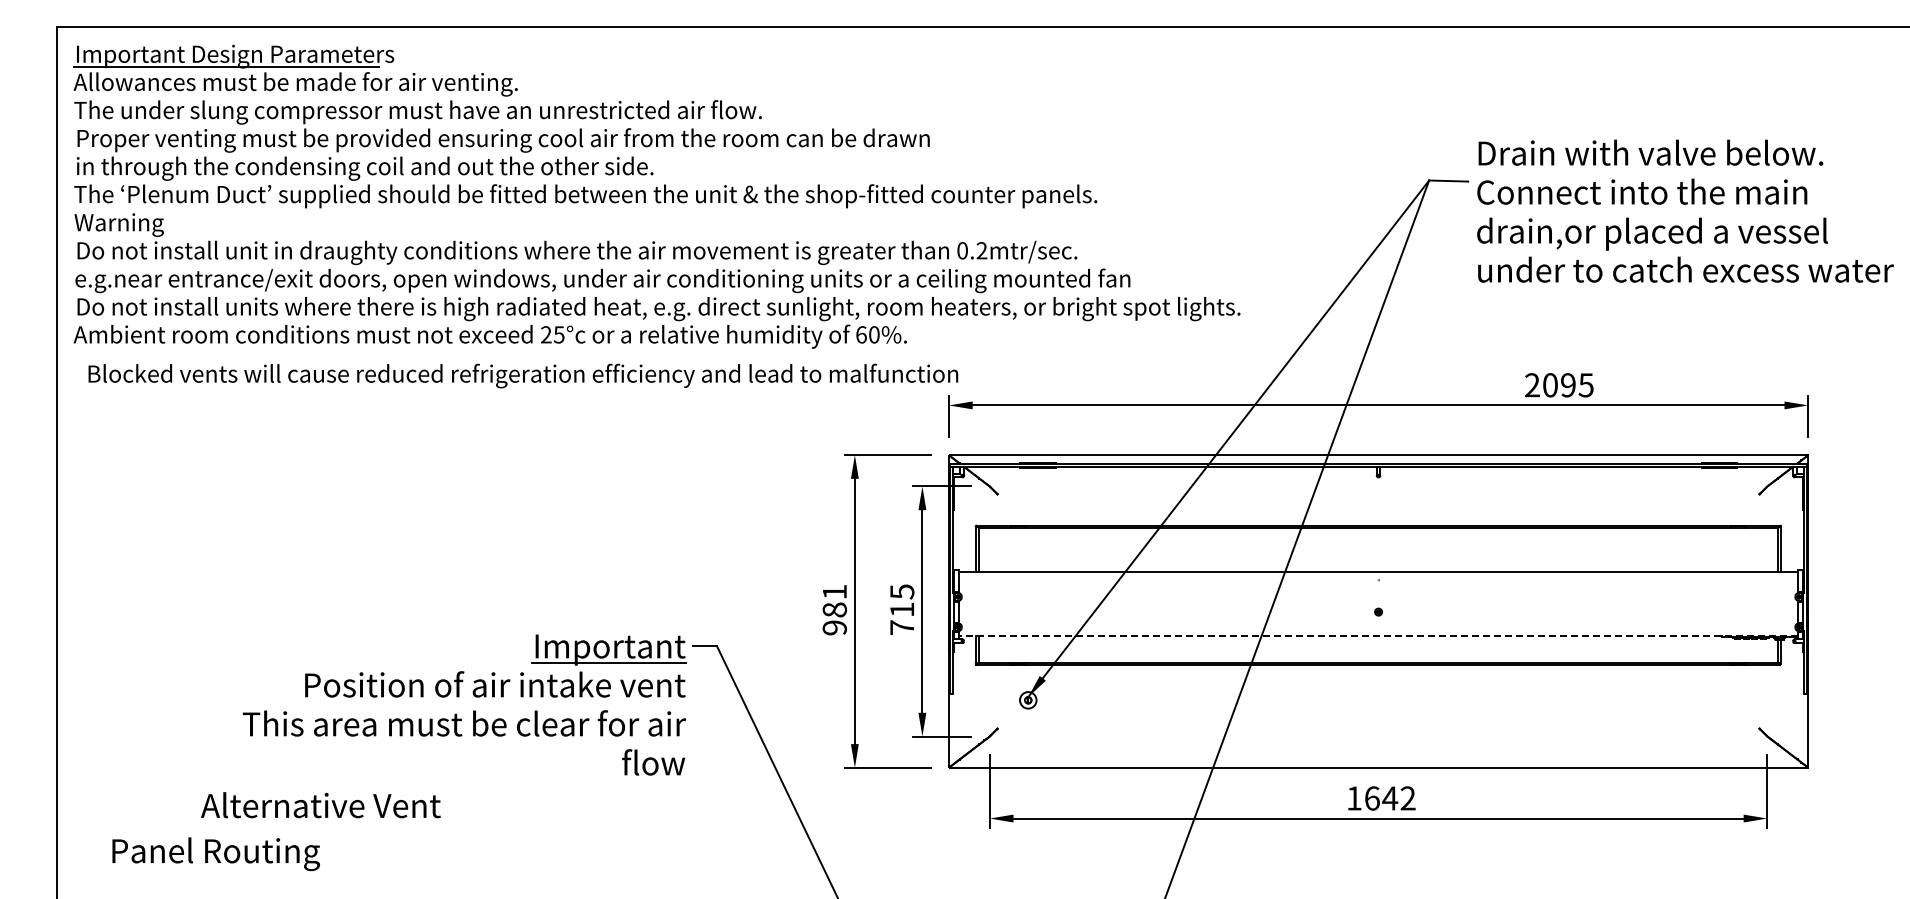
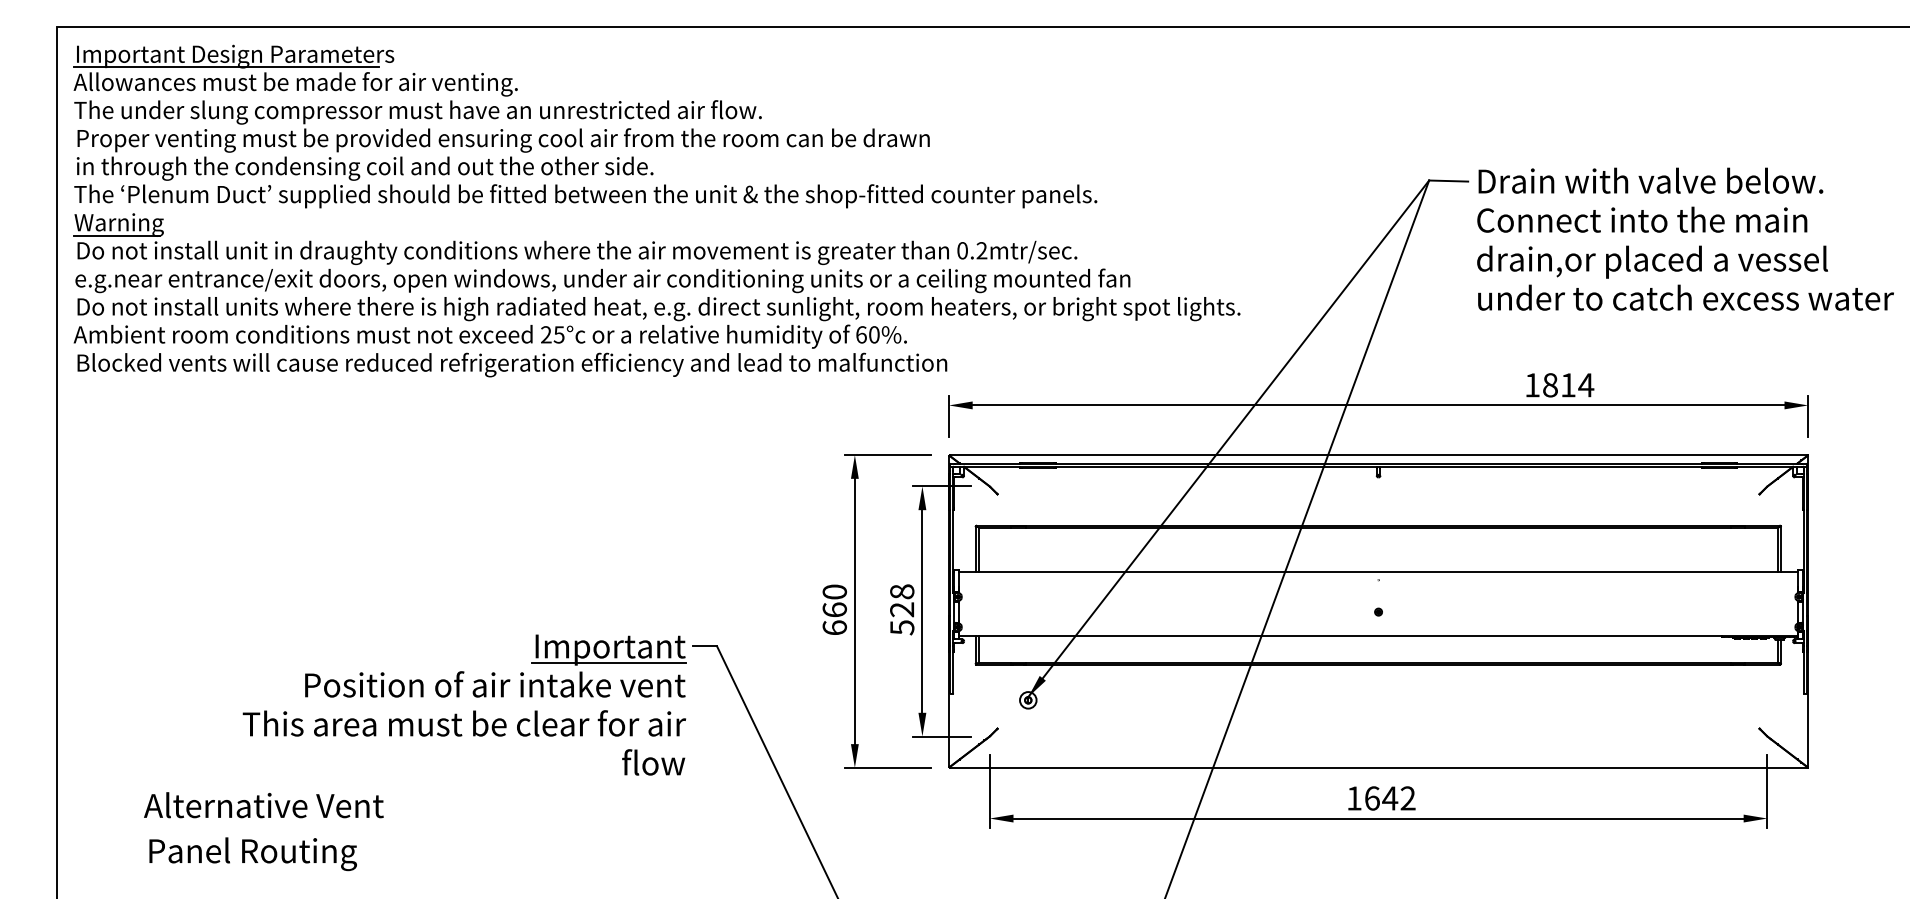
text position: (1685, 210) -> (1685, 238) (1685, 238)
line: none -> present (116, 235)
text position: (523, 375) -> (512, 364) (512, 364)
text: 2095 -> 1814 (1559, 385)
text: 981 -> 660 (834, 609)
text: 715 -> 528 (902, 609)
line: dashed -> solid (1378, 635)
text position: (320, 805) -> (263, 805) (263, 805)
text position: (215, 854) -> (252, 854) (252, 854)
